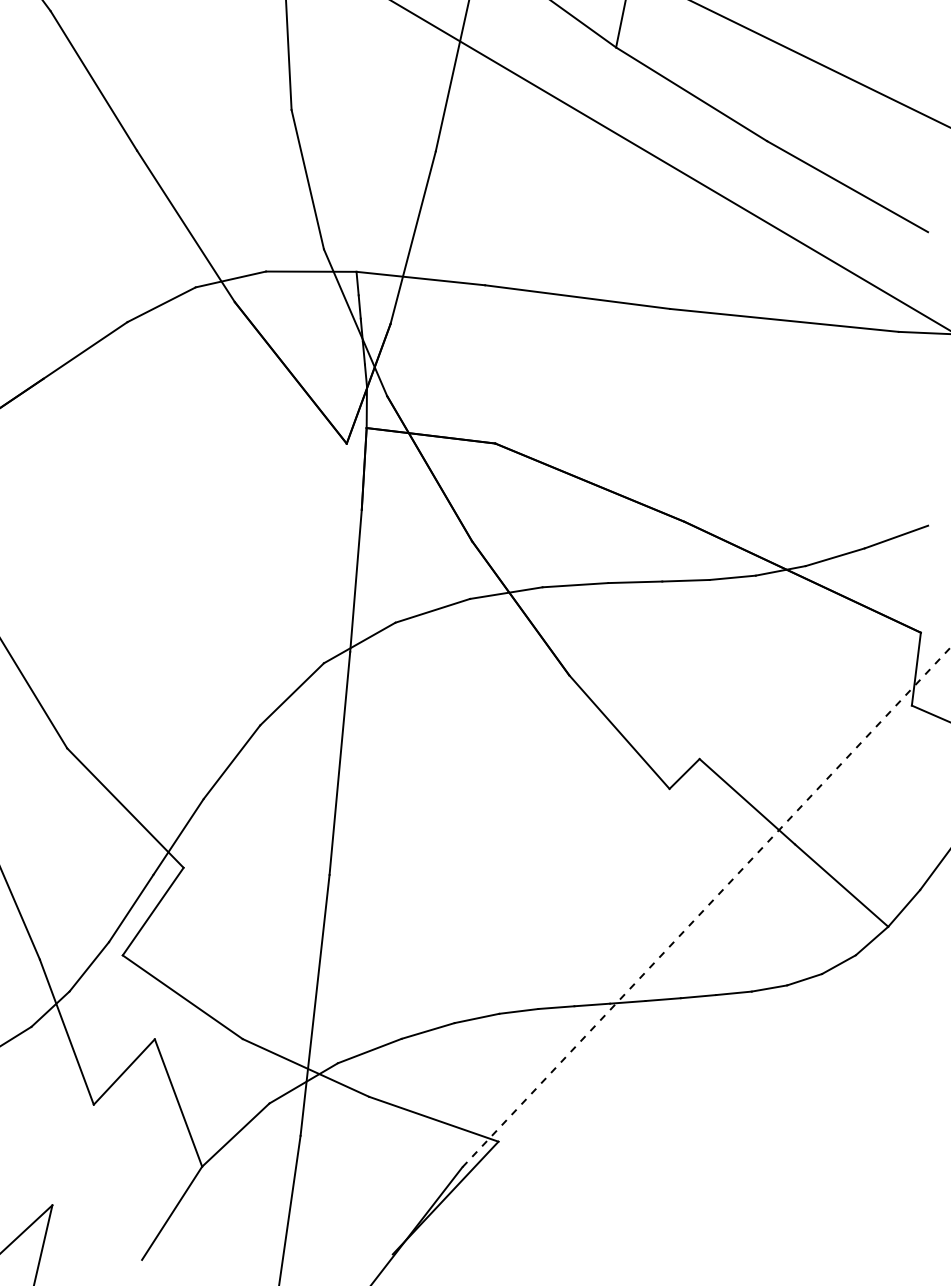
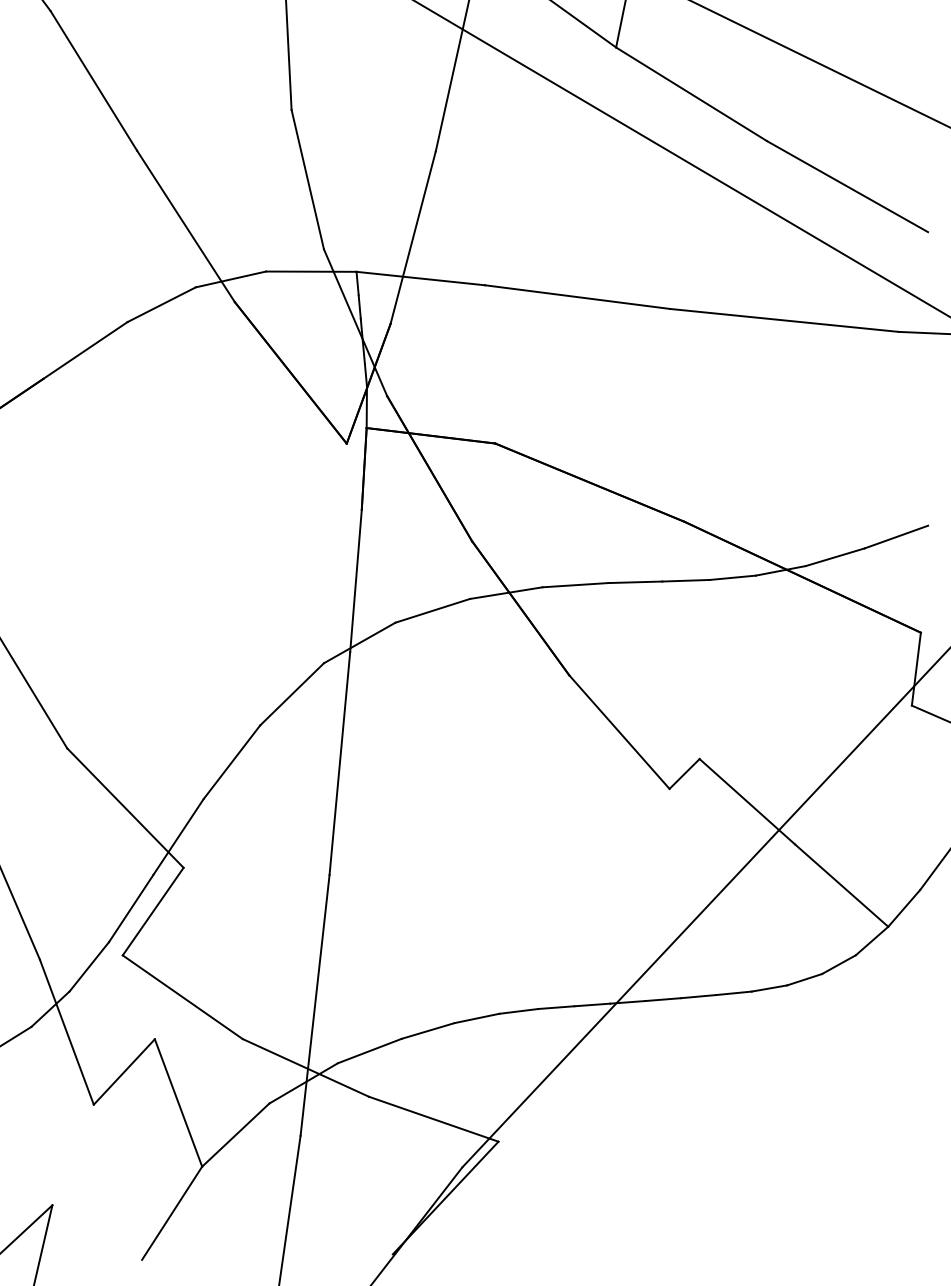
line position: (670, 165) -> (681, 158) (681, 158)
line: dashed -> solid (706, 907)
